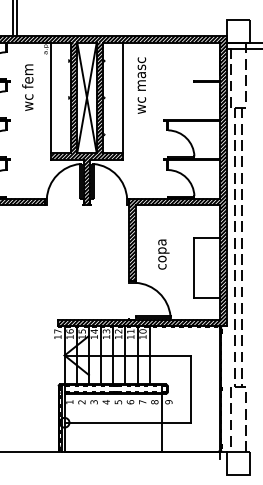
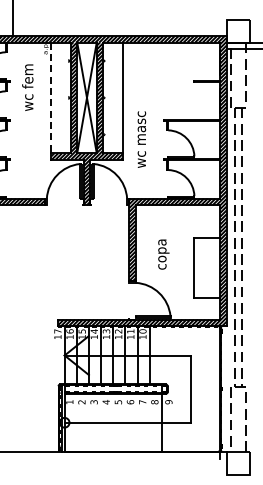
line: present -> none (16, 19)
text position: (141, 85) -> (141, 139) (141, 139)
line: solid -> dashed (51, 98)
